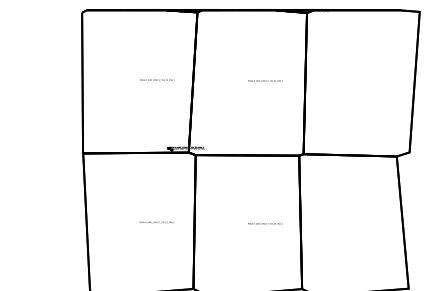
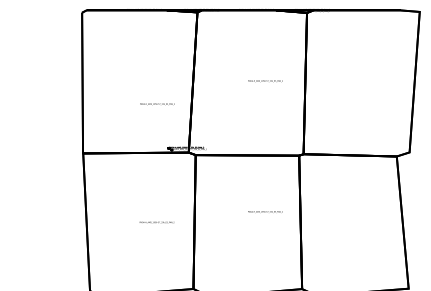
text position: (157, 80) -> (157, 104) (157, 104)
text position: (265, 223) -> (265, 211) (265, 211)
